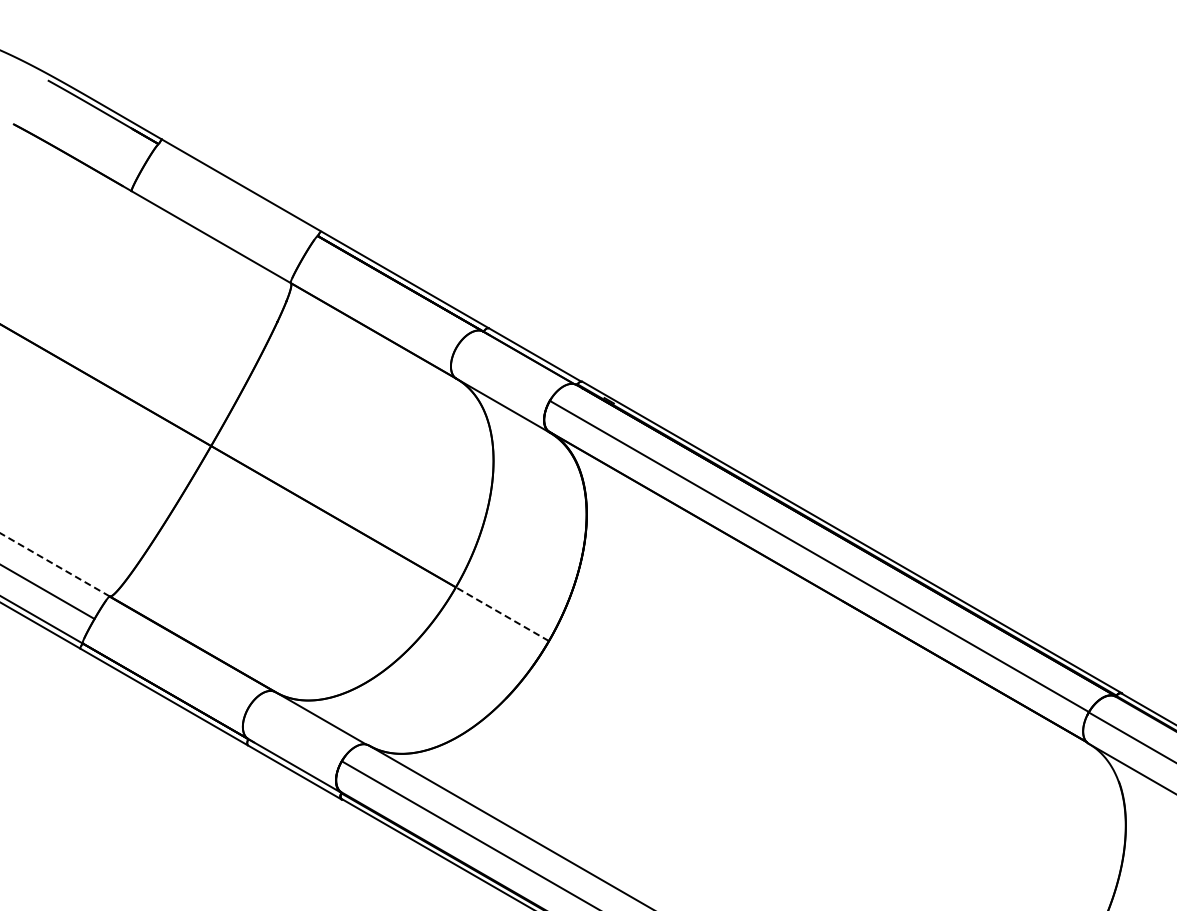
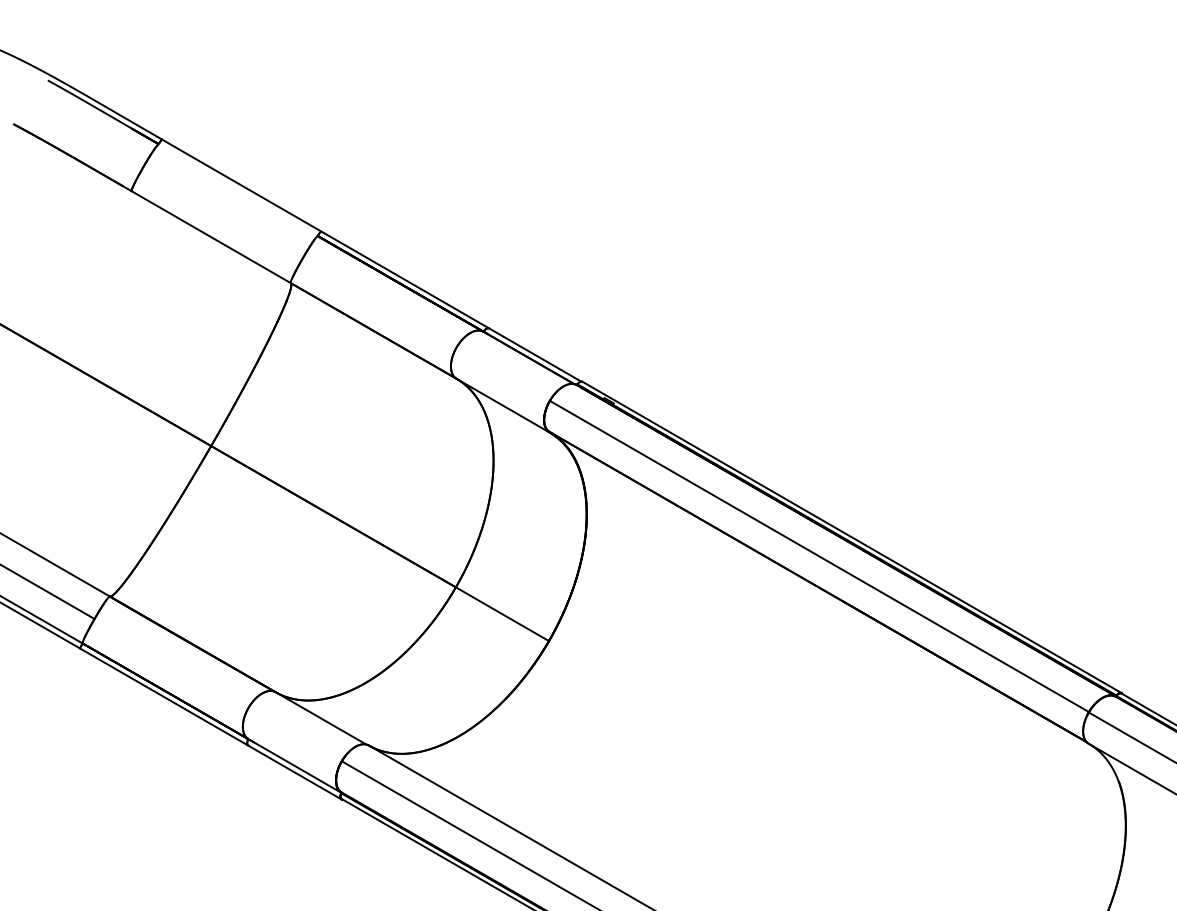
line: dashed -> solid (55, 564)
line: dashed -> solid (502, 614)
